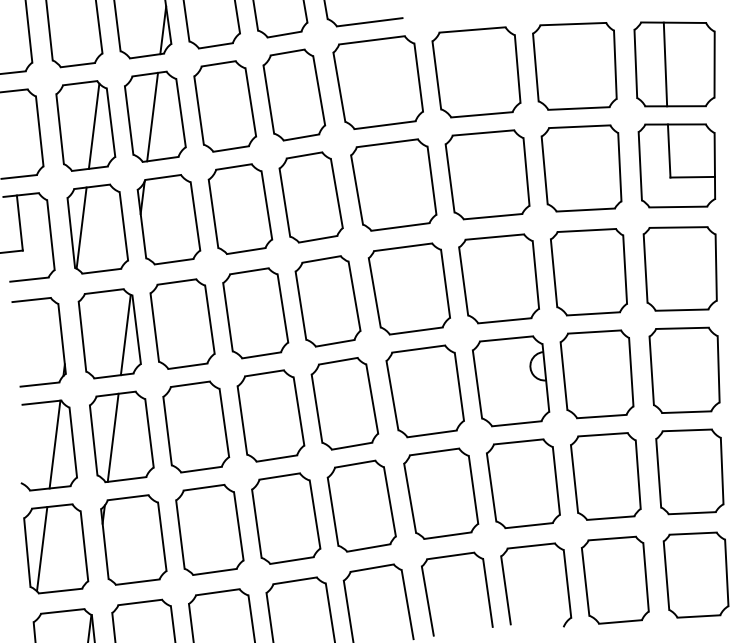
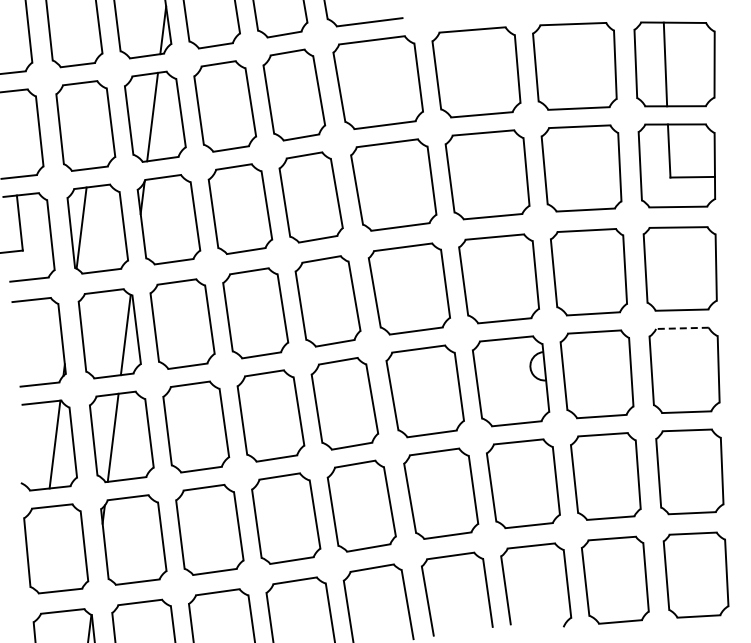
line: present -> none (93, 125)
line: solid -> dashed (681, 328)
line: present -> none (41, 549)
